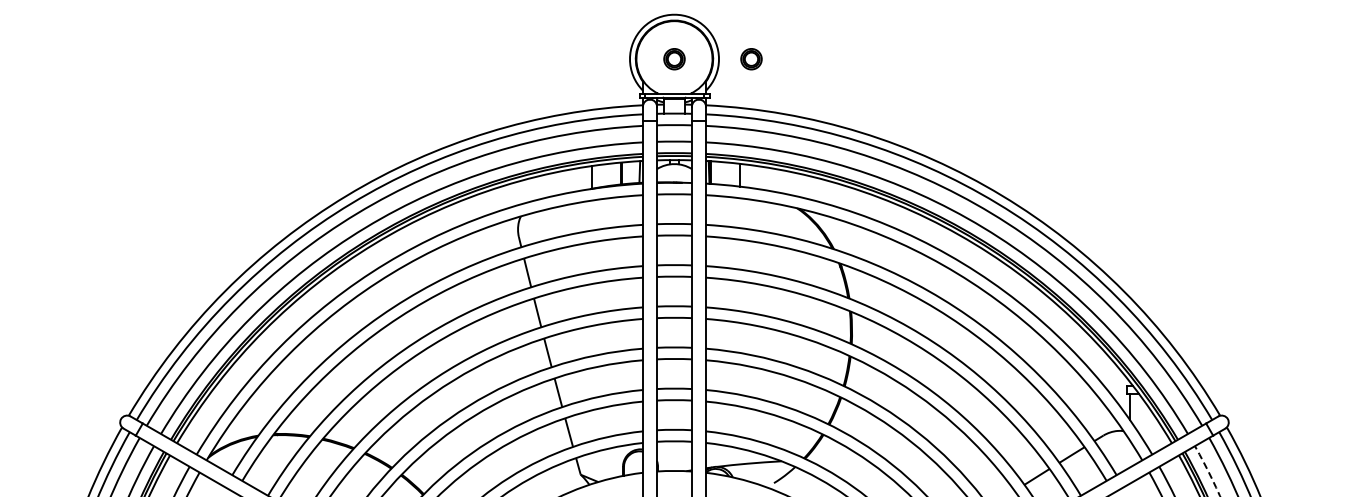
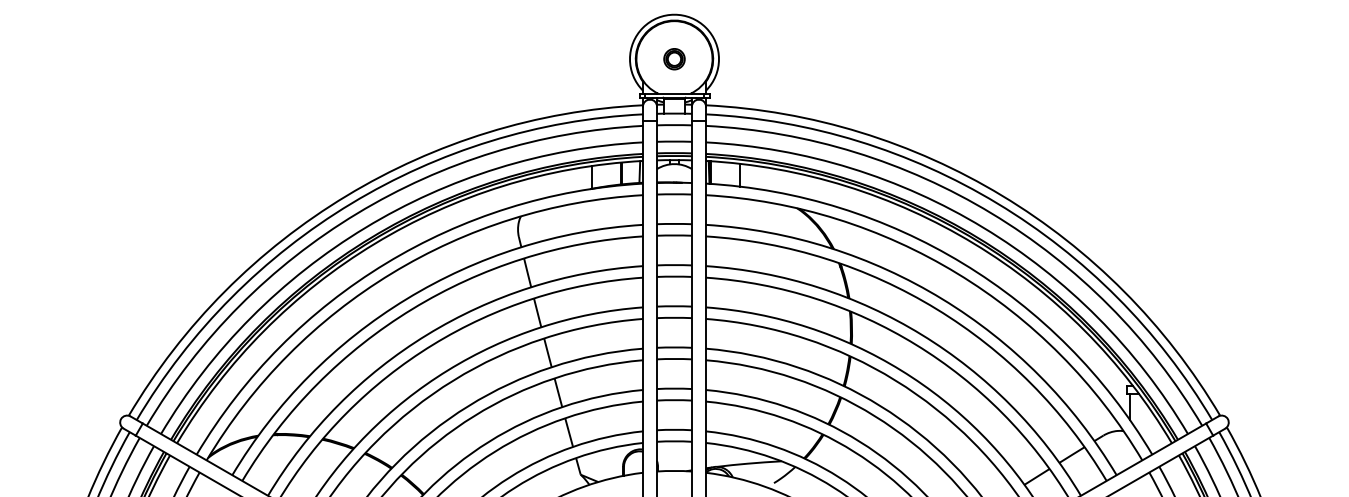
part: present -> none (751, 59)
arc: dashed -> solid (1208, 471)
